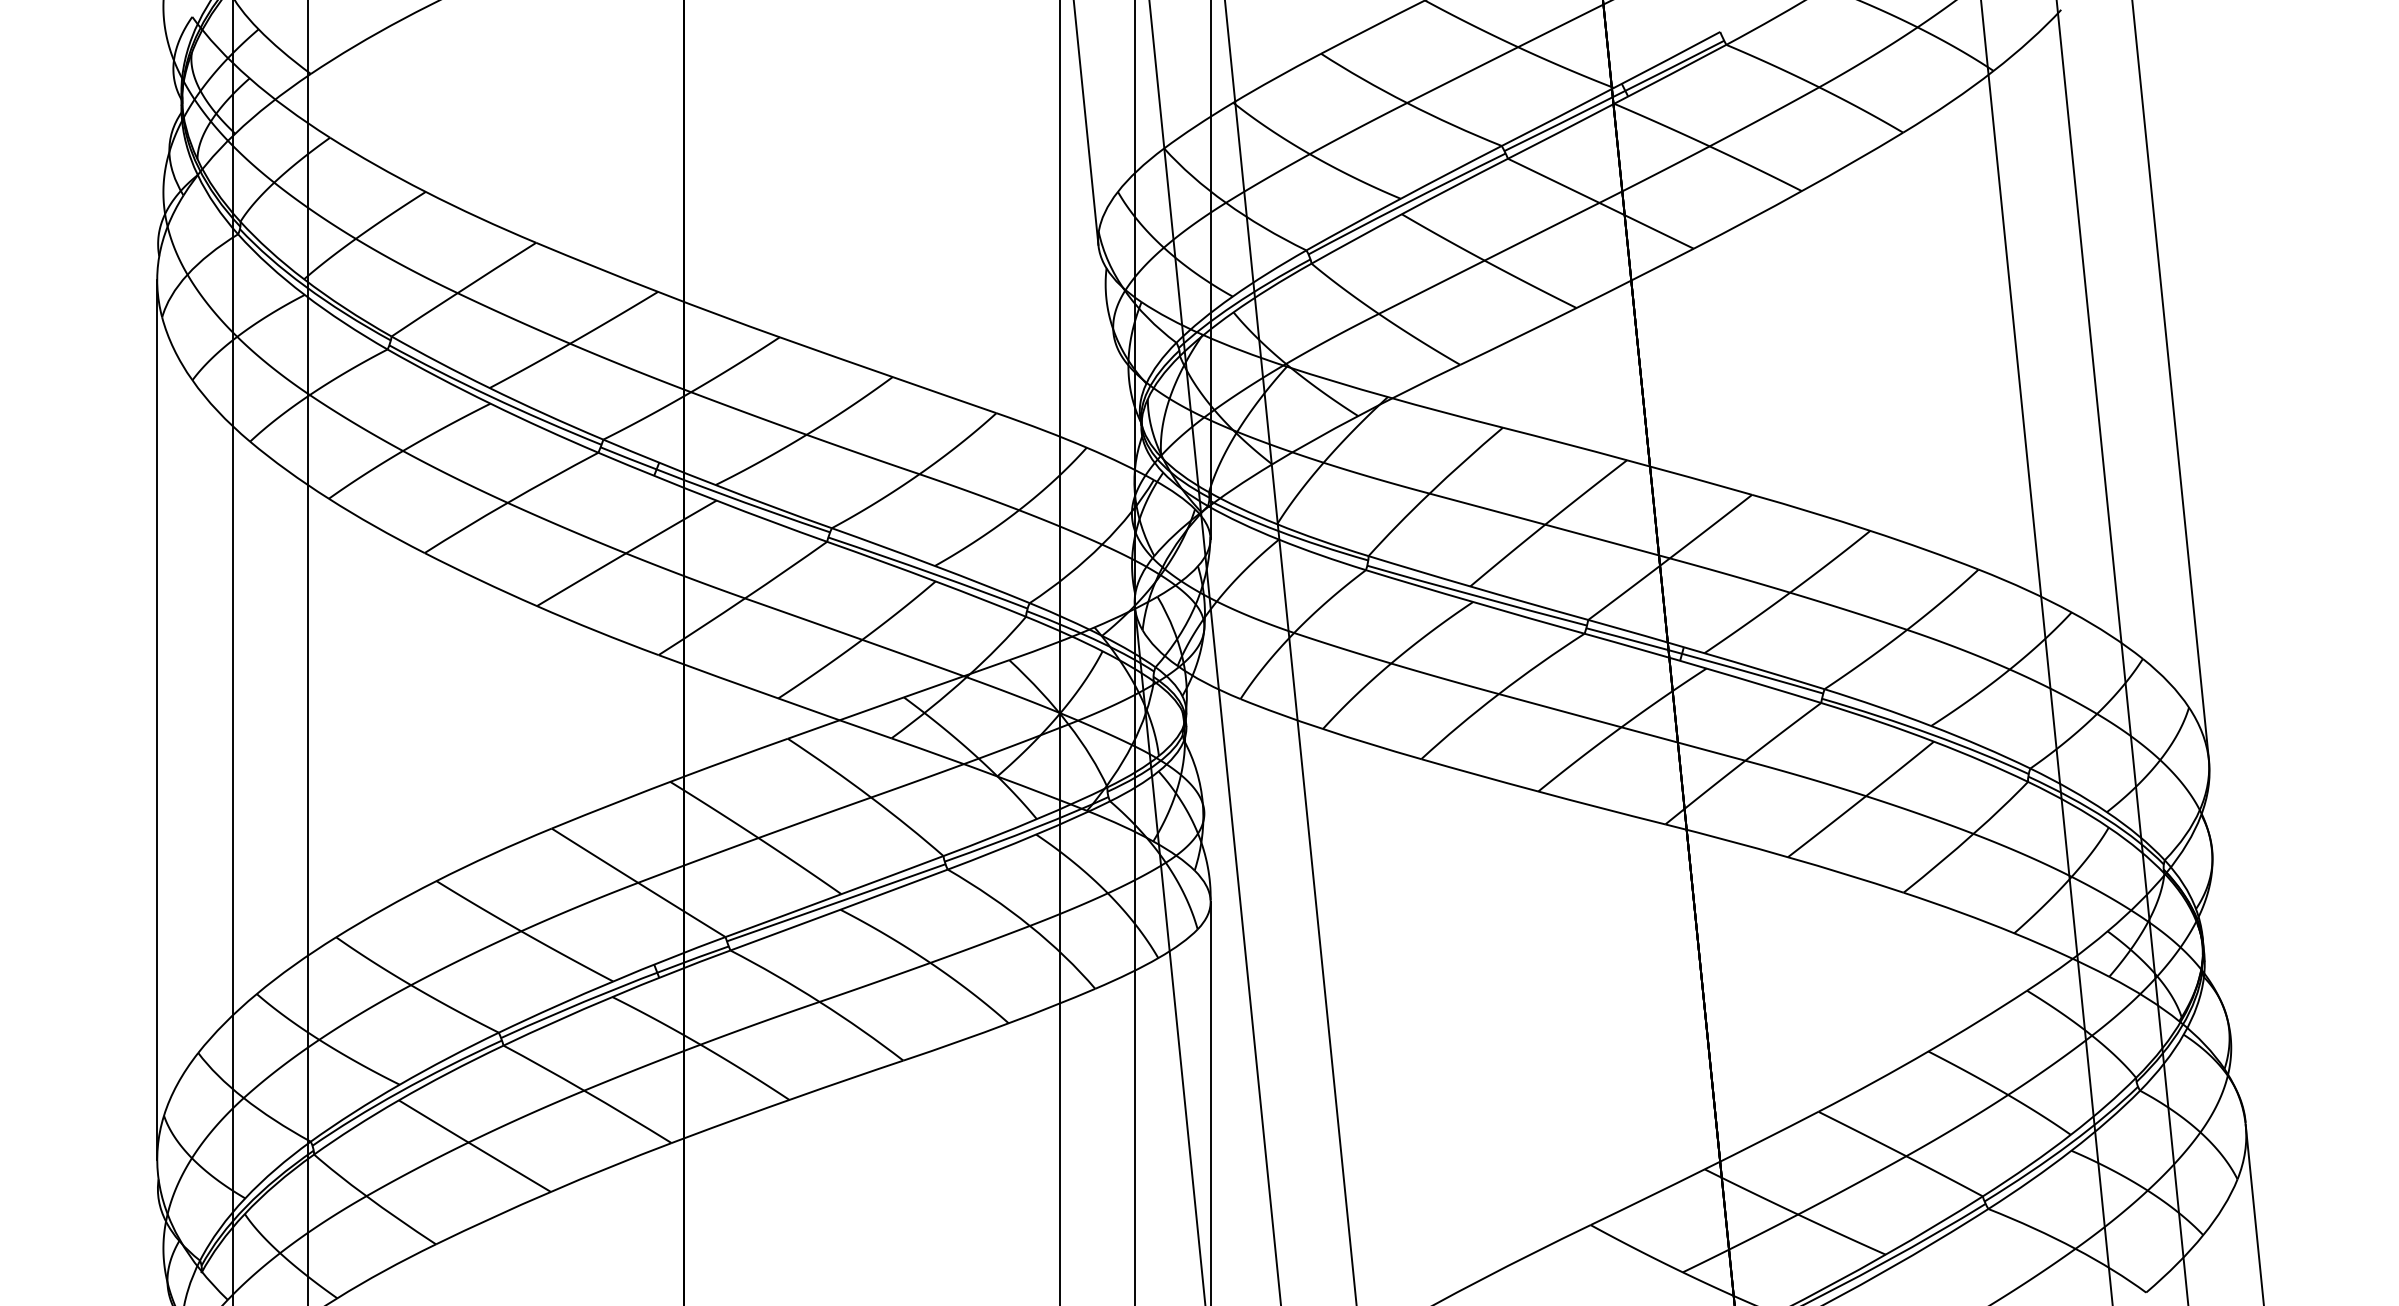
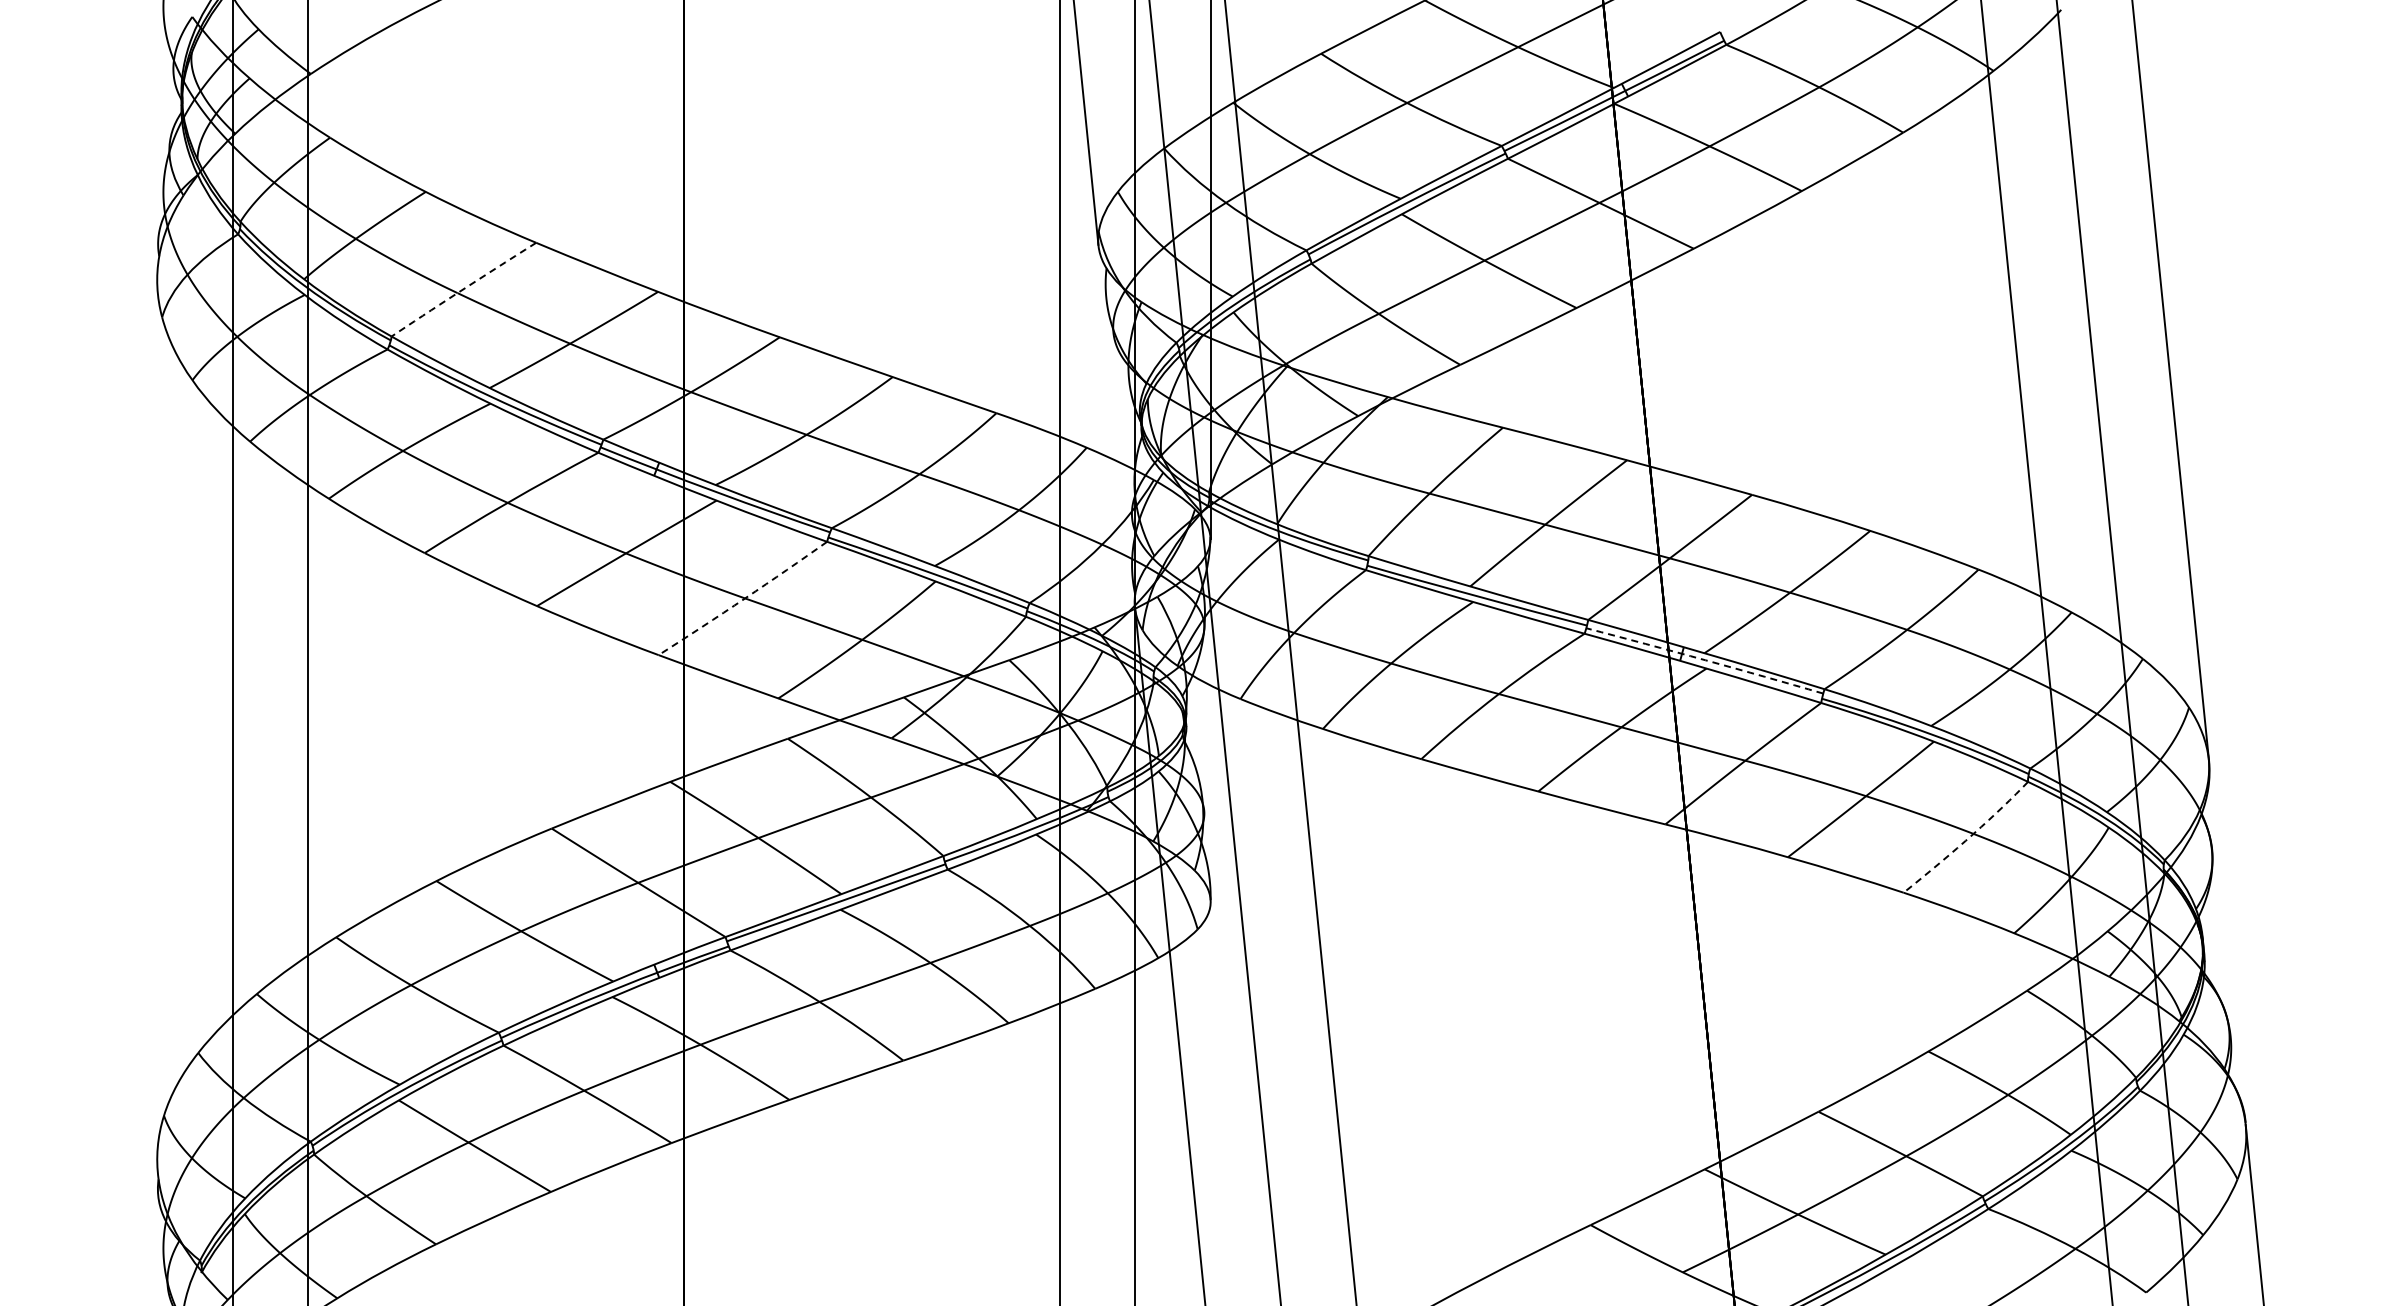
arc: solid -> dashed (462, 289)
arc: solid -> dashed (744, 598)
arc: solid -> dashed (1705, 660)
line: present -> none (157, 720)
arc: solid -> dashed (1967, 839)
line: present -> none (1210, 1102)
